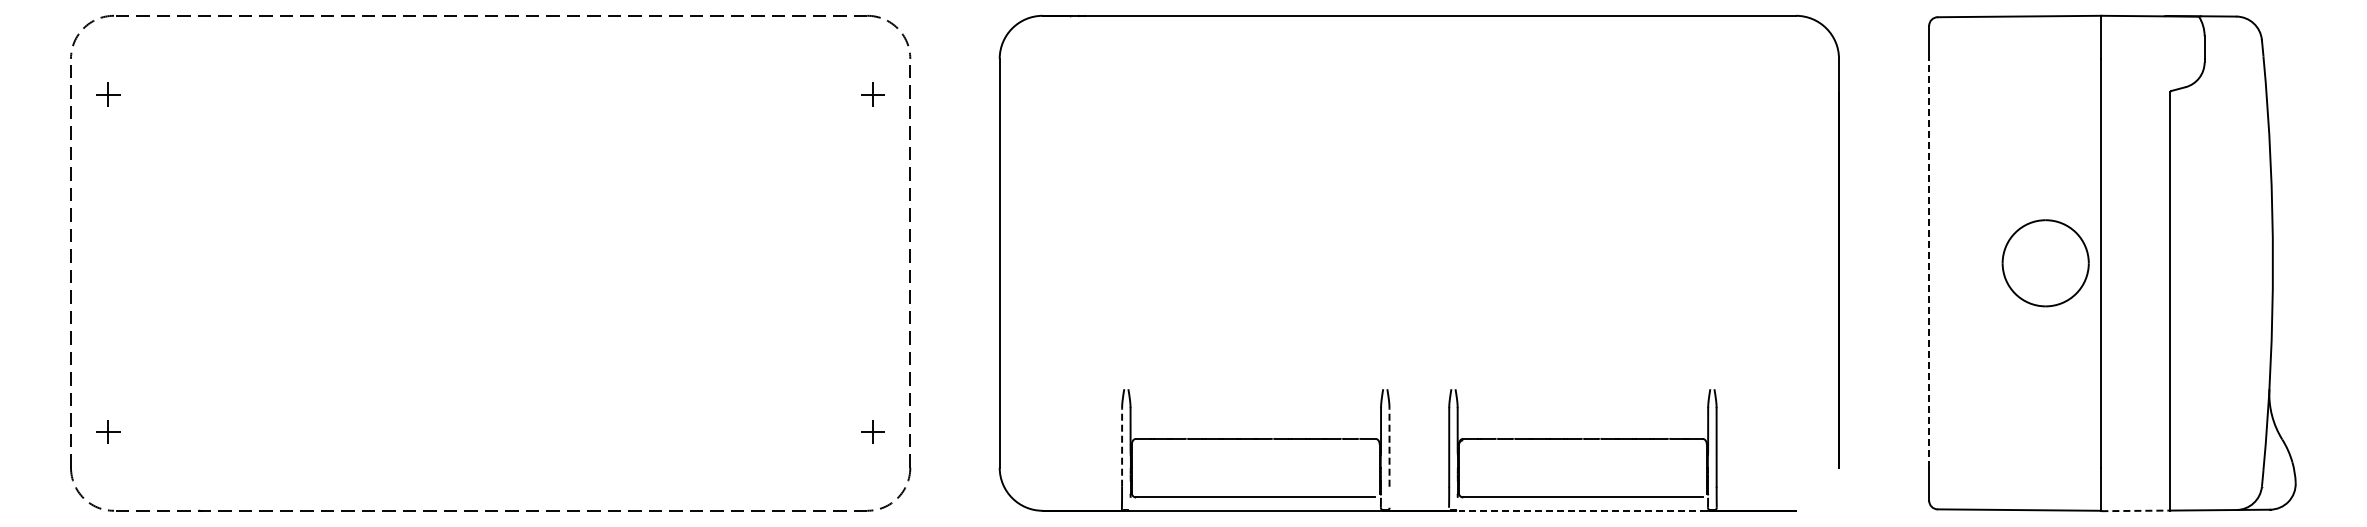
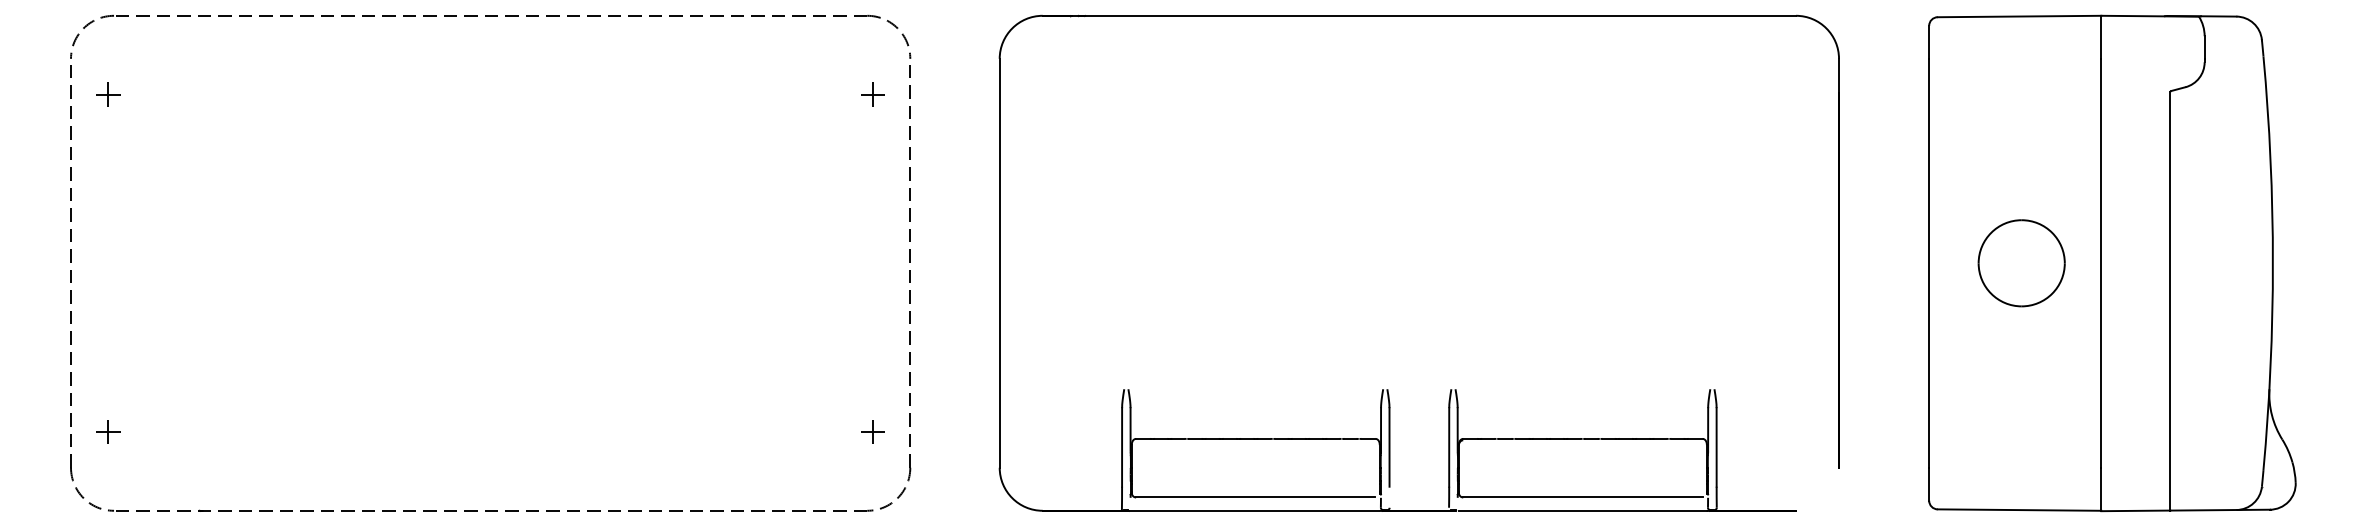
line: dashed -> solid (1929, 262)
part position: (2045, 263) -> (2021, 263) (2021, 263)
line: dashed -> solid (1122, 446)
line: dashed -> solid (1389, 446)
line: dashed -> solid (1582, 510)
line: dashed -> solid (2136, 510)
